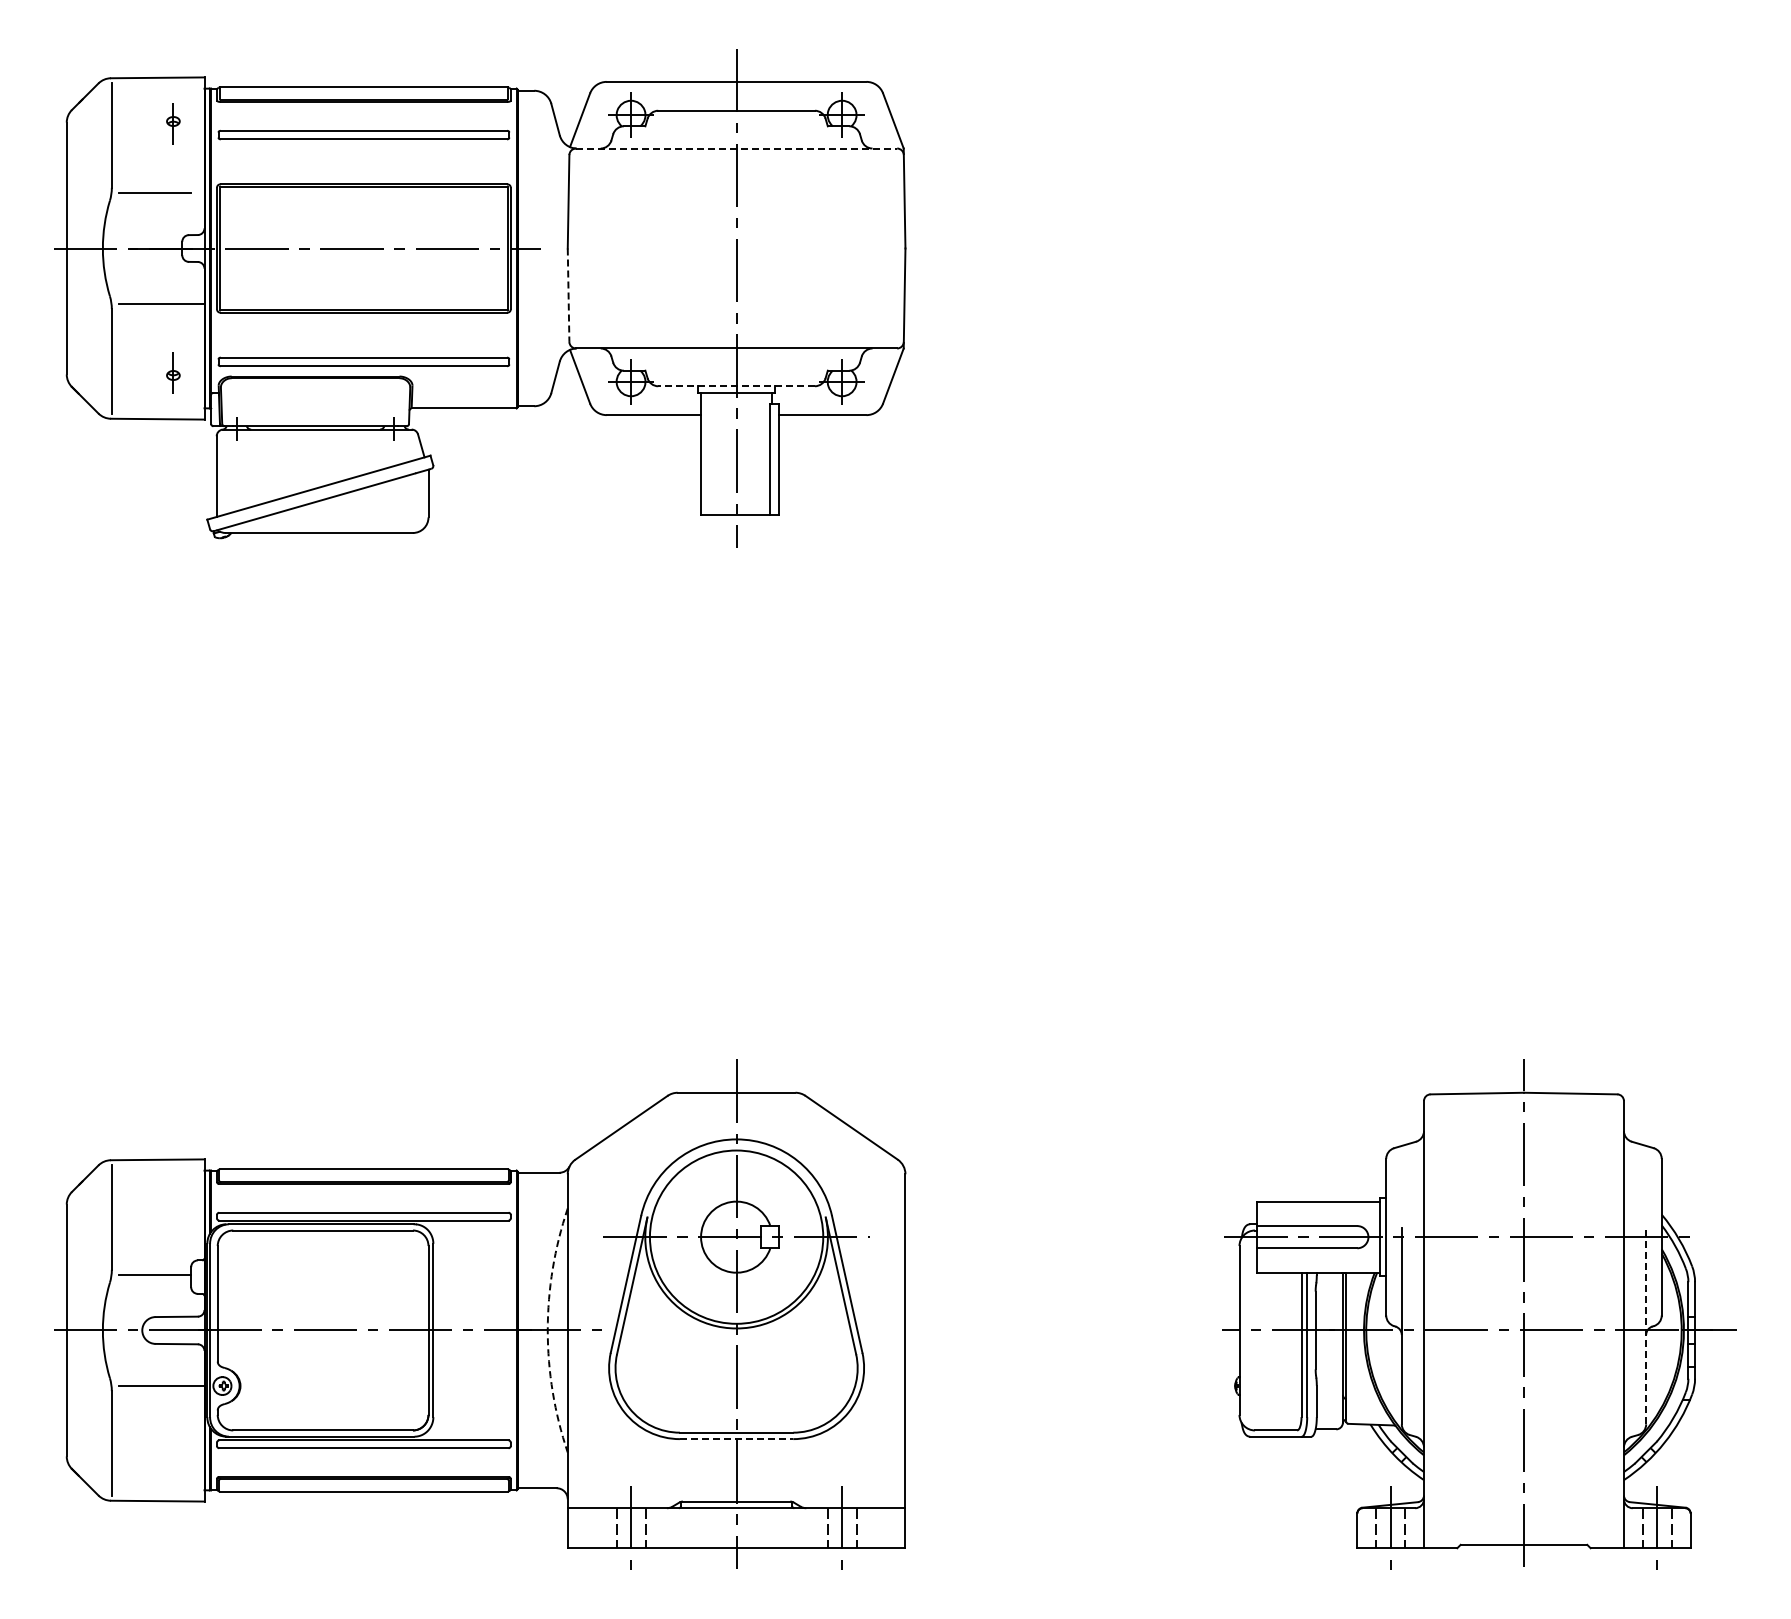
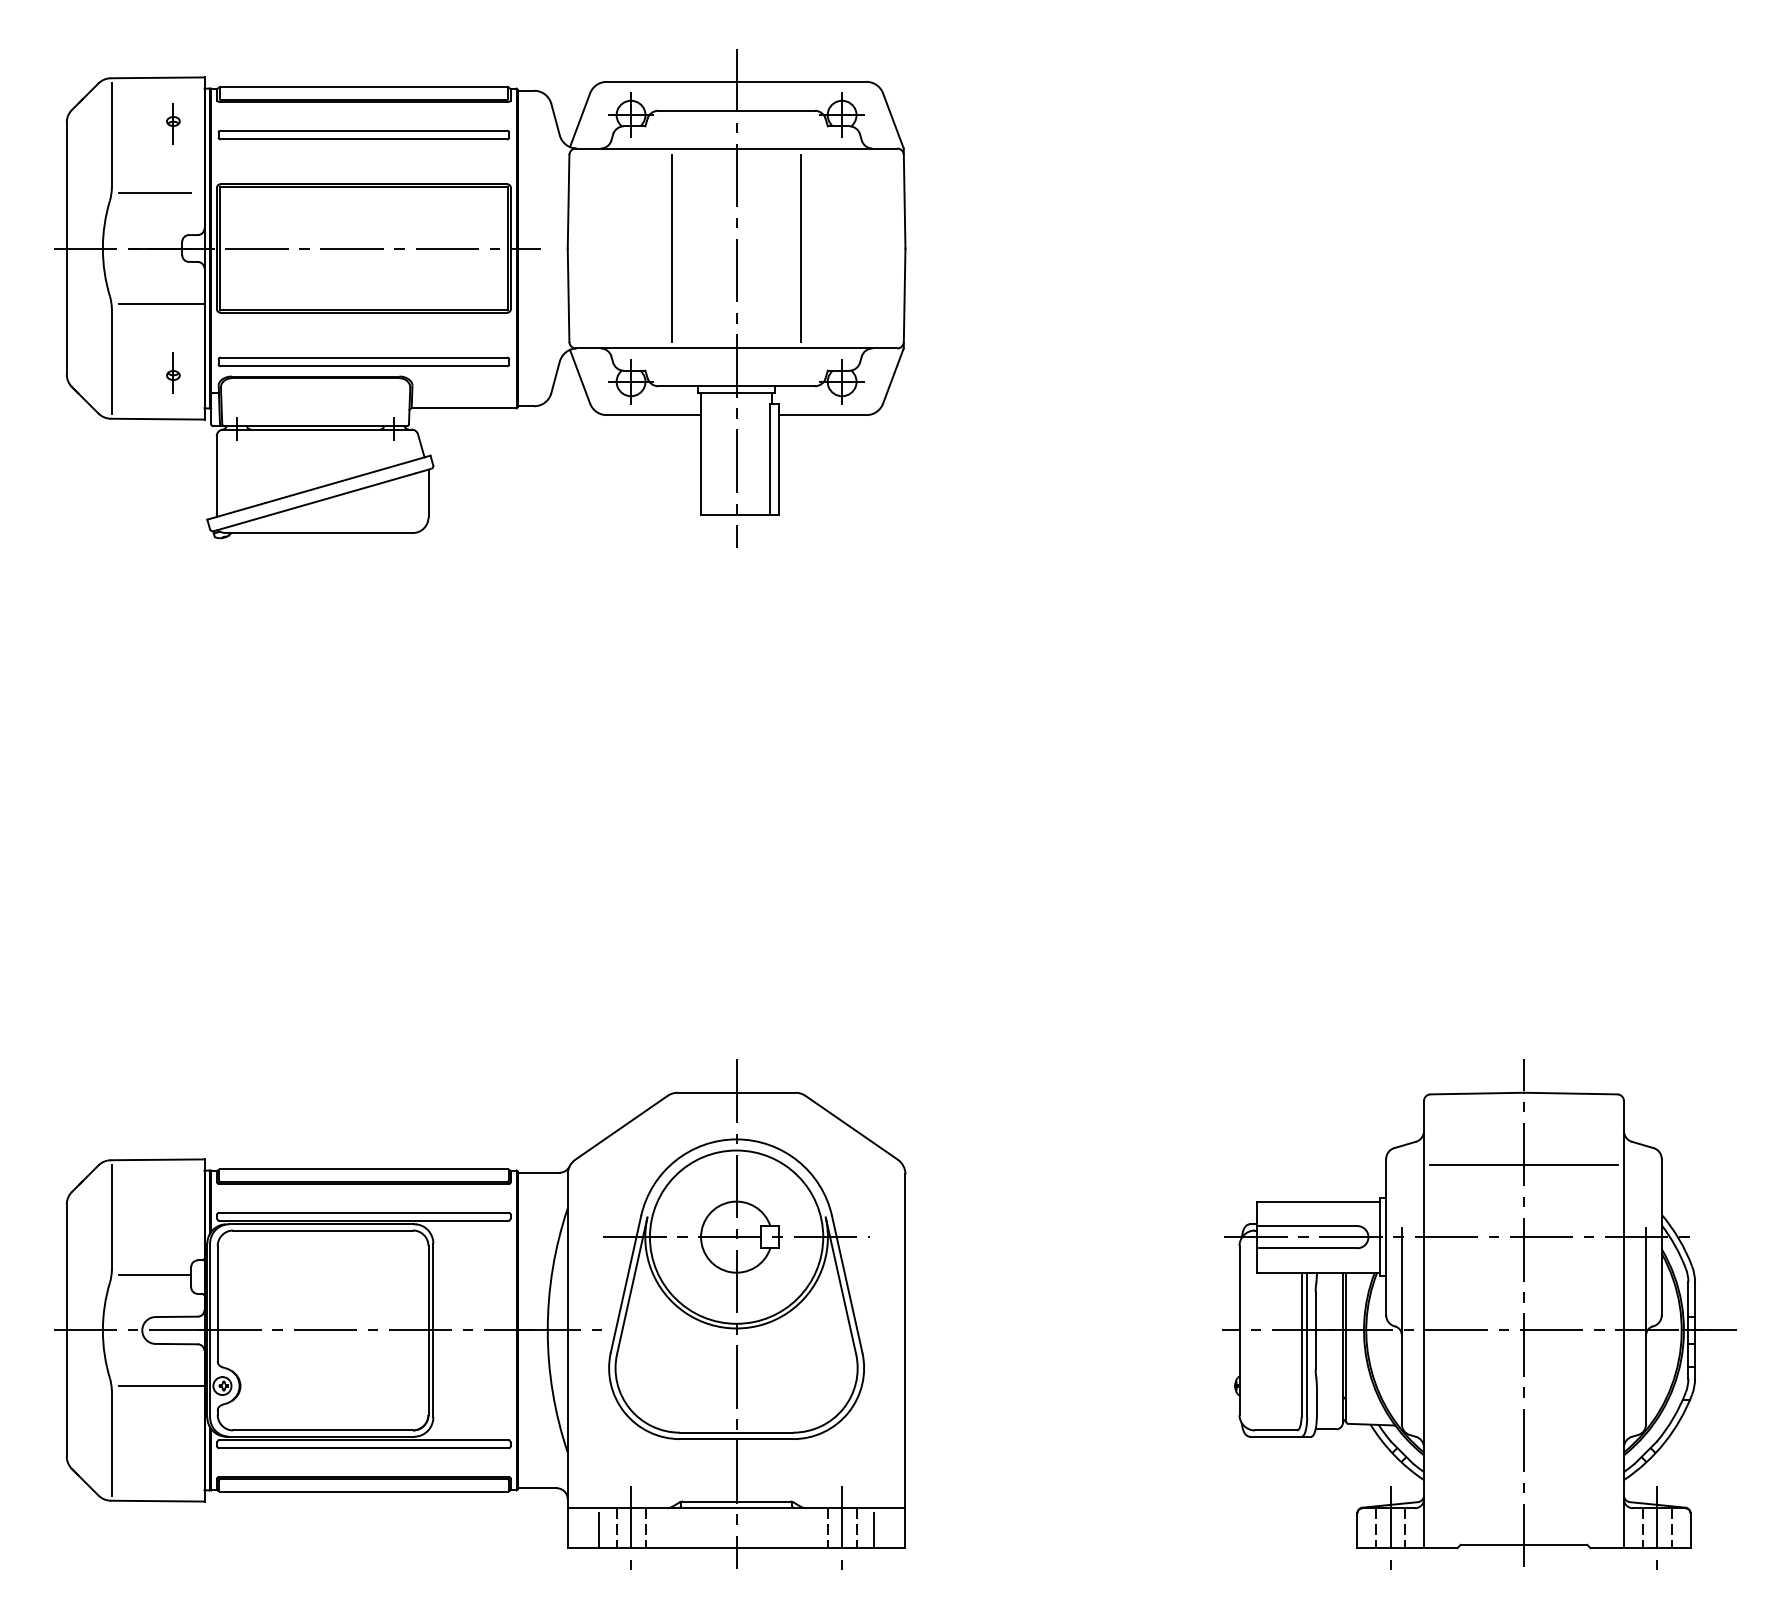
line: dashed -> solid (736, 148)
line: none -> present (672, 248)
line: none -> present (801, 248)
line: dashed -> solid (568, 295)
line: dashed -> solid (736, 386)
line: none -> present (1523, 1164)
line: dashed -> solid (1646, 1326)
arc: dashed -> solid (547, 1330)
line: dashed -> solid (736, 1439)
line: none -> present (598, 1530)
line: none -> present (874, 1530)
